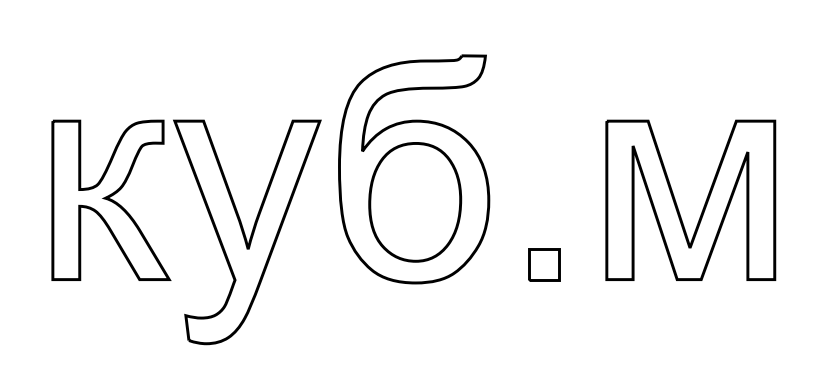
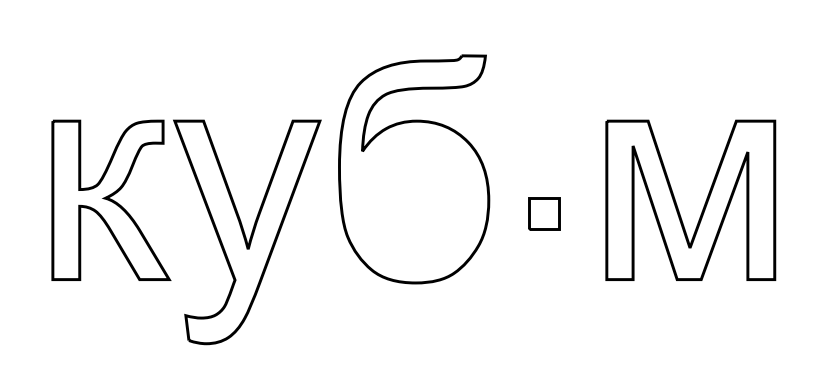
part: present -> none (415, 202)
part position: (544, 264) -> (544, 213) (544, 213)
